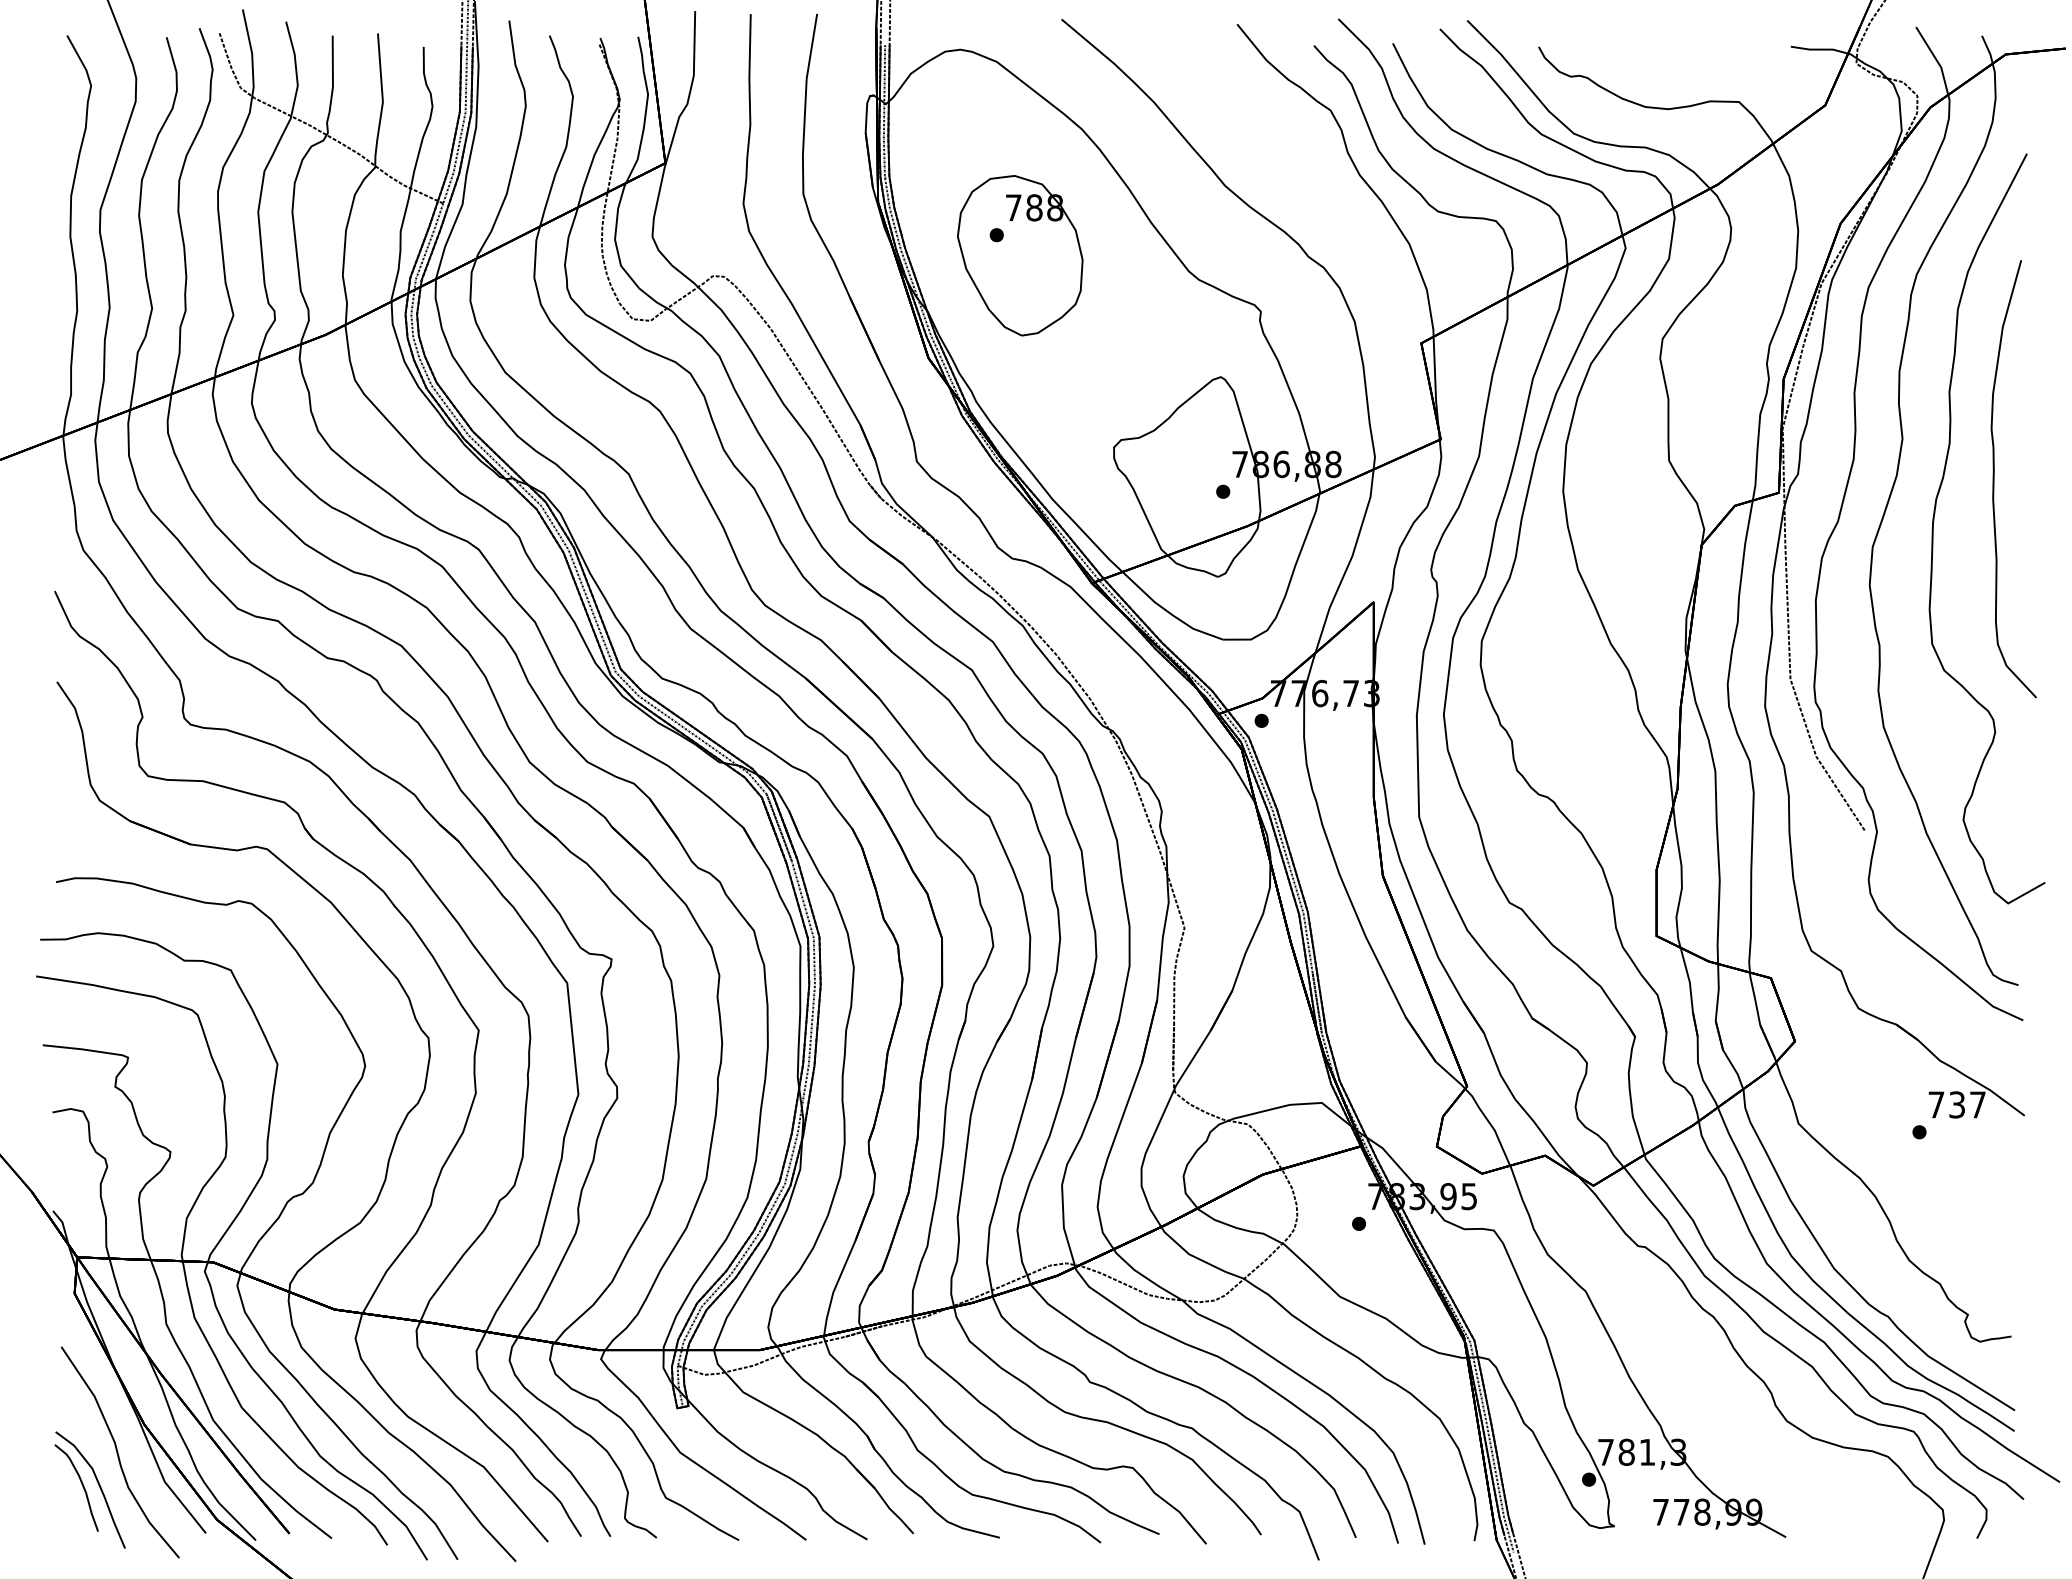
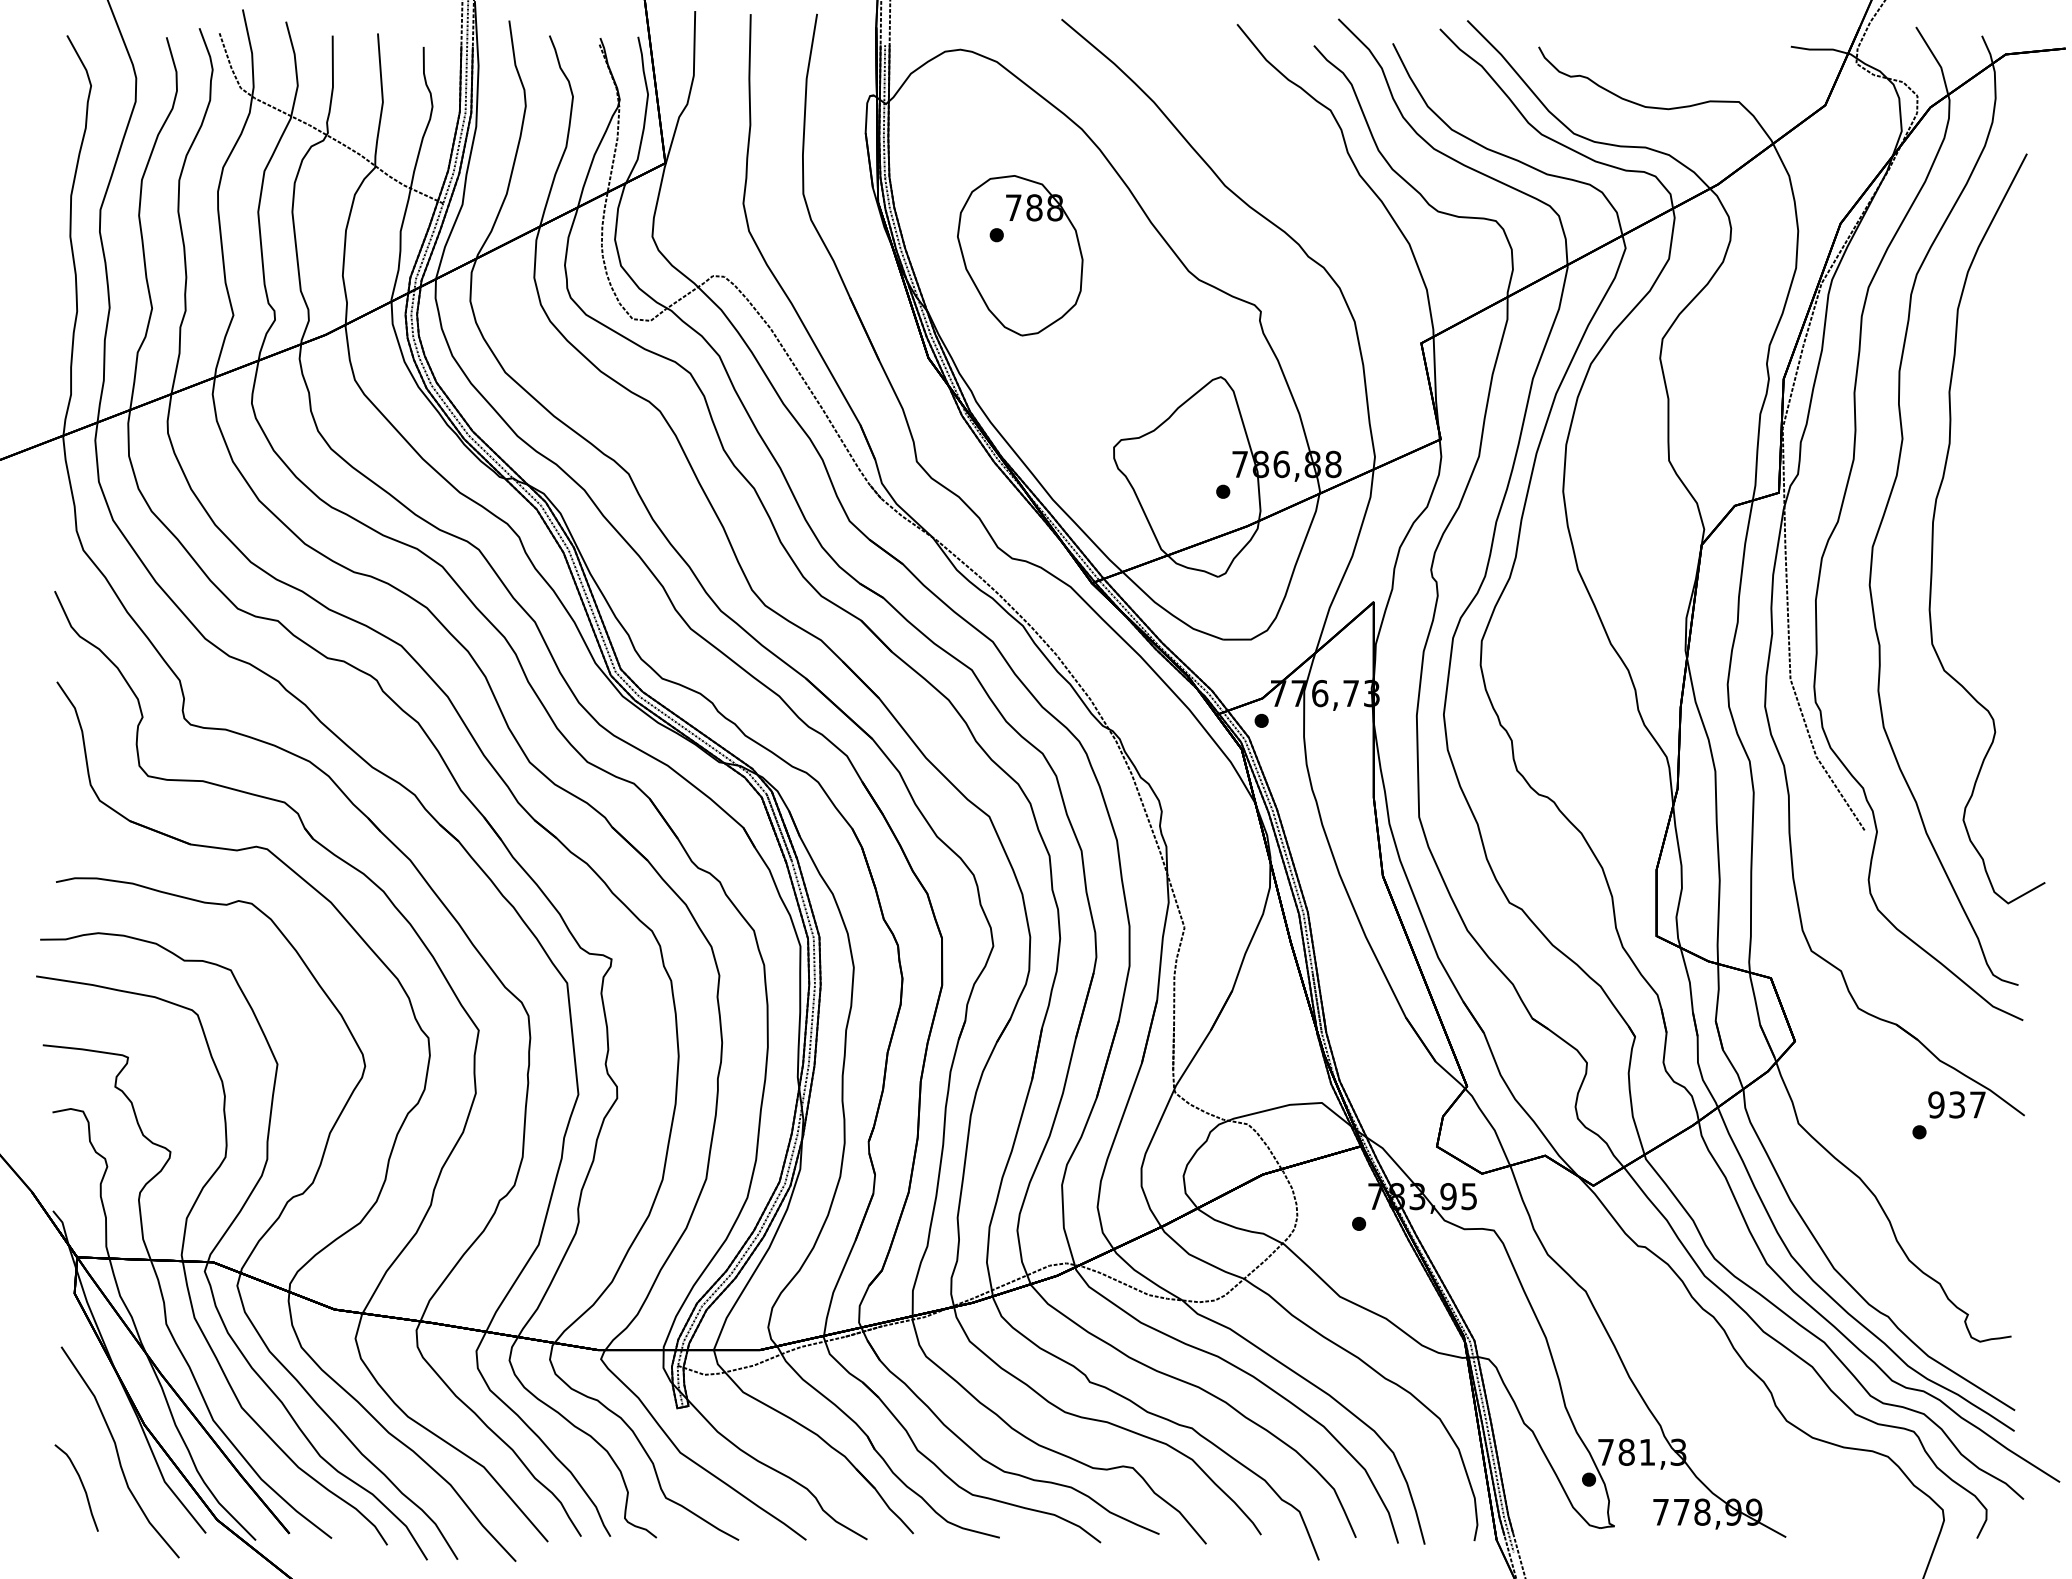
part: present -> none (1994, 479)
text: 737 -> 937 (1936, 1104)
part: present -> none (98, 1485)
